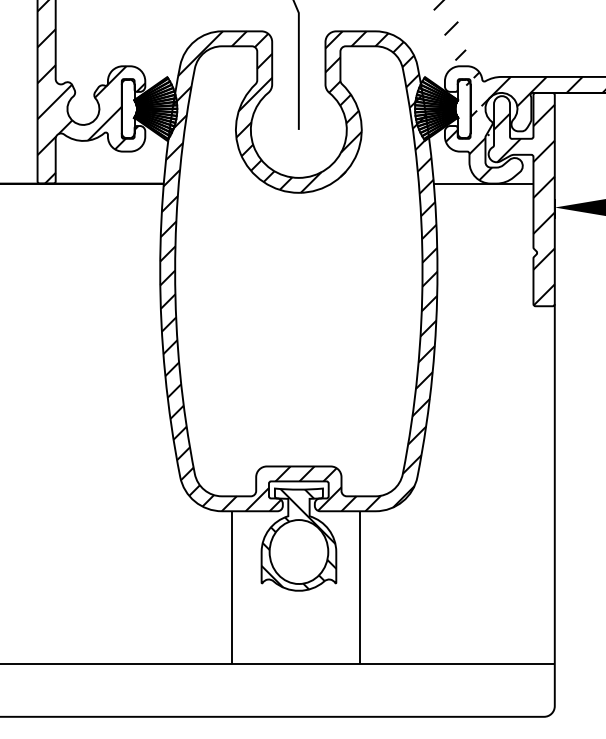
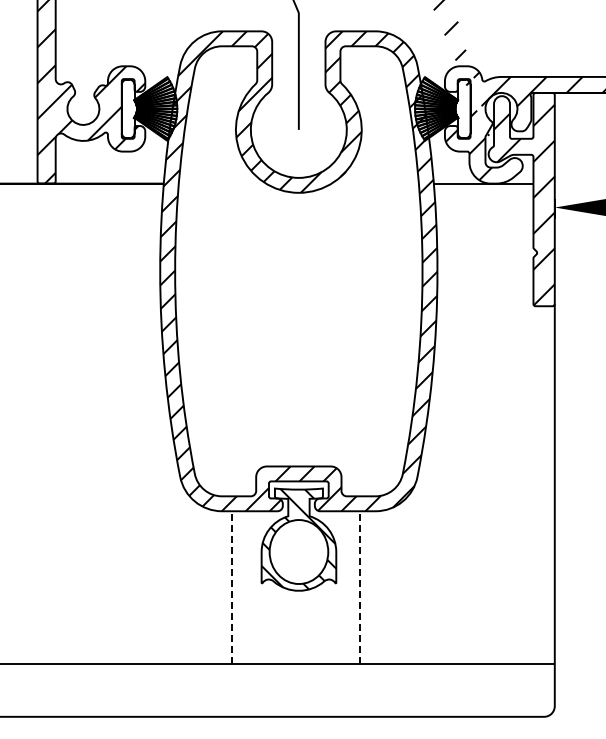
line: solid -> dashed (232, 586)
line: solid -> dashed (360, 586)
